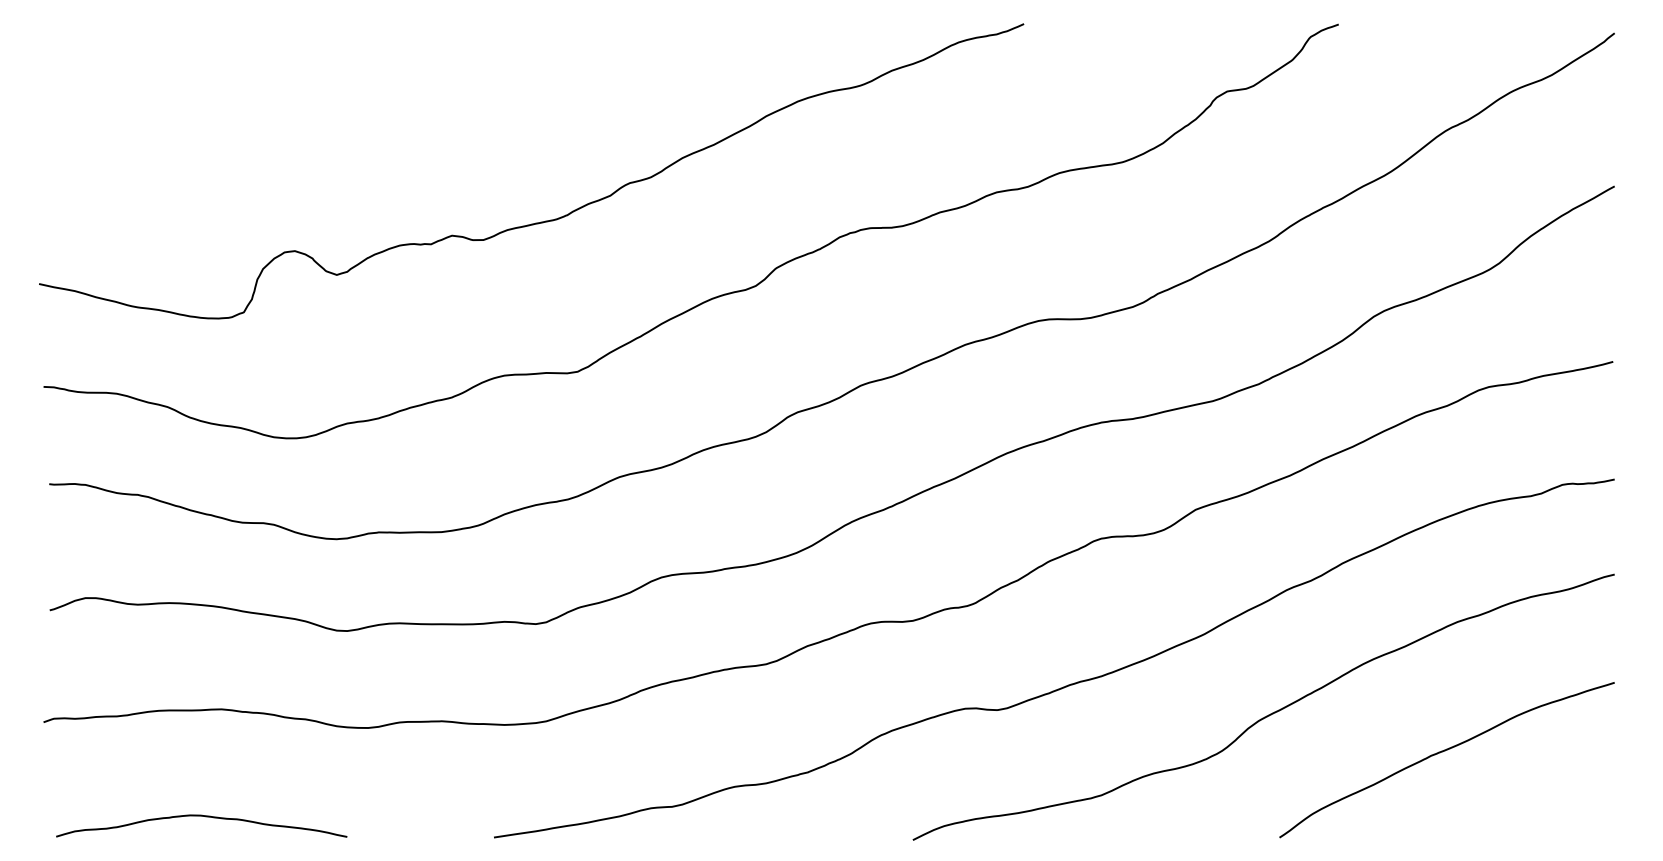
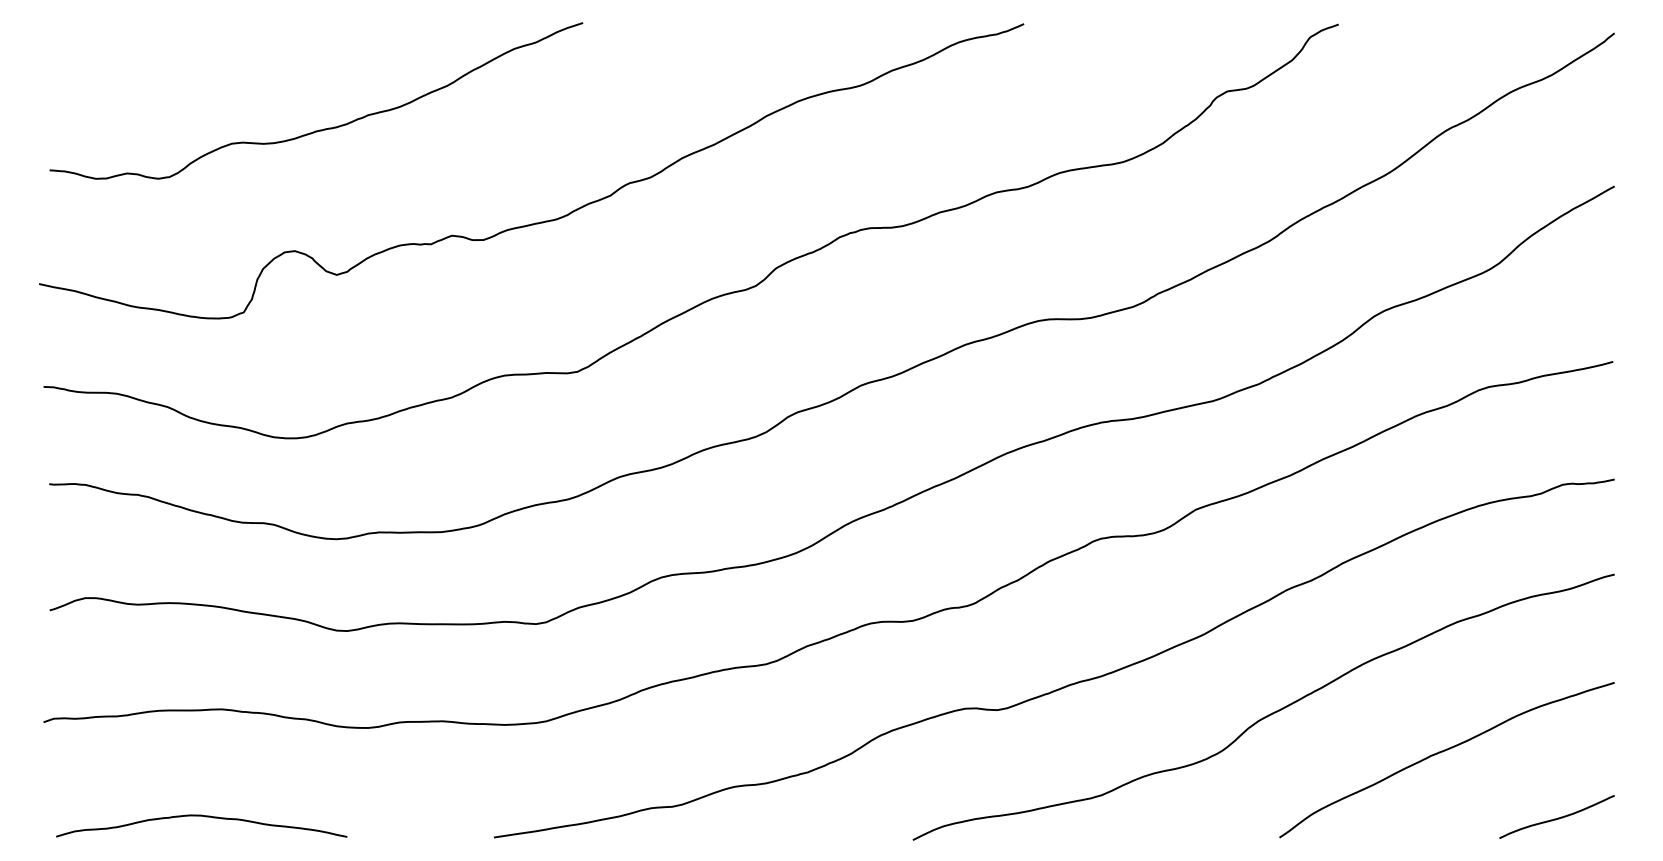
curve: none -> present (324, 128)
curve: none -> present (1557, 817)
